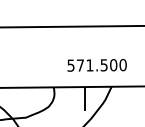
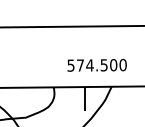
text: 571.500 -> 574.500 (89, 65)
